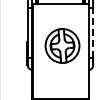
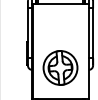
line: dashed -> solid (93, 32)
part position: (62, 45) -> (60, 67) (60, 67)
